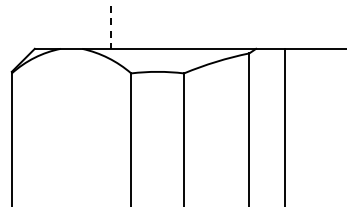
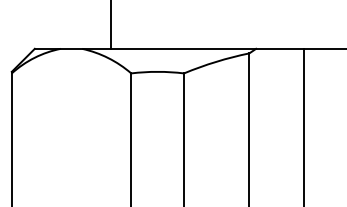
line: dashed -> solid (111, 24)
line position: (284, 125) -> (303, 125) (303, 125)
